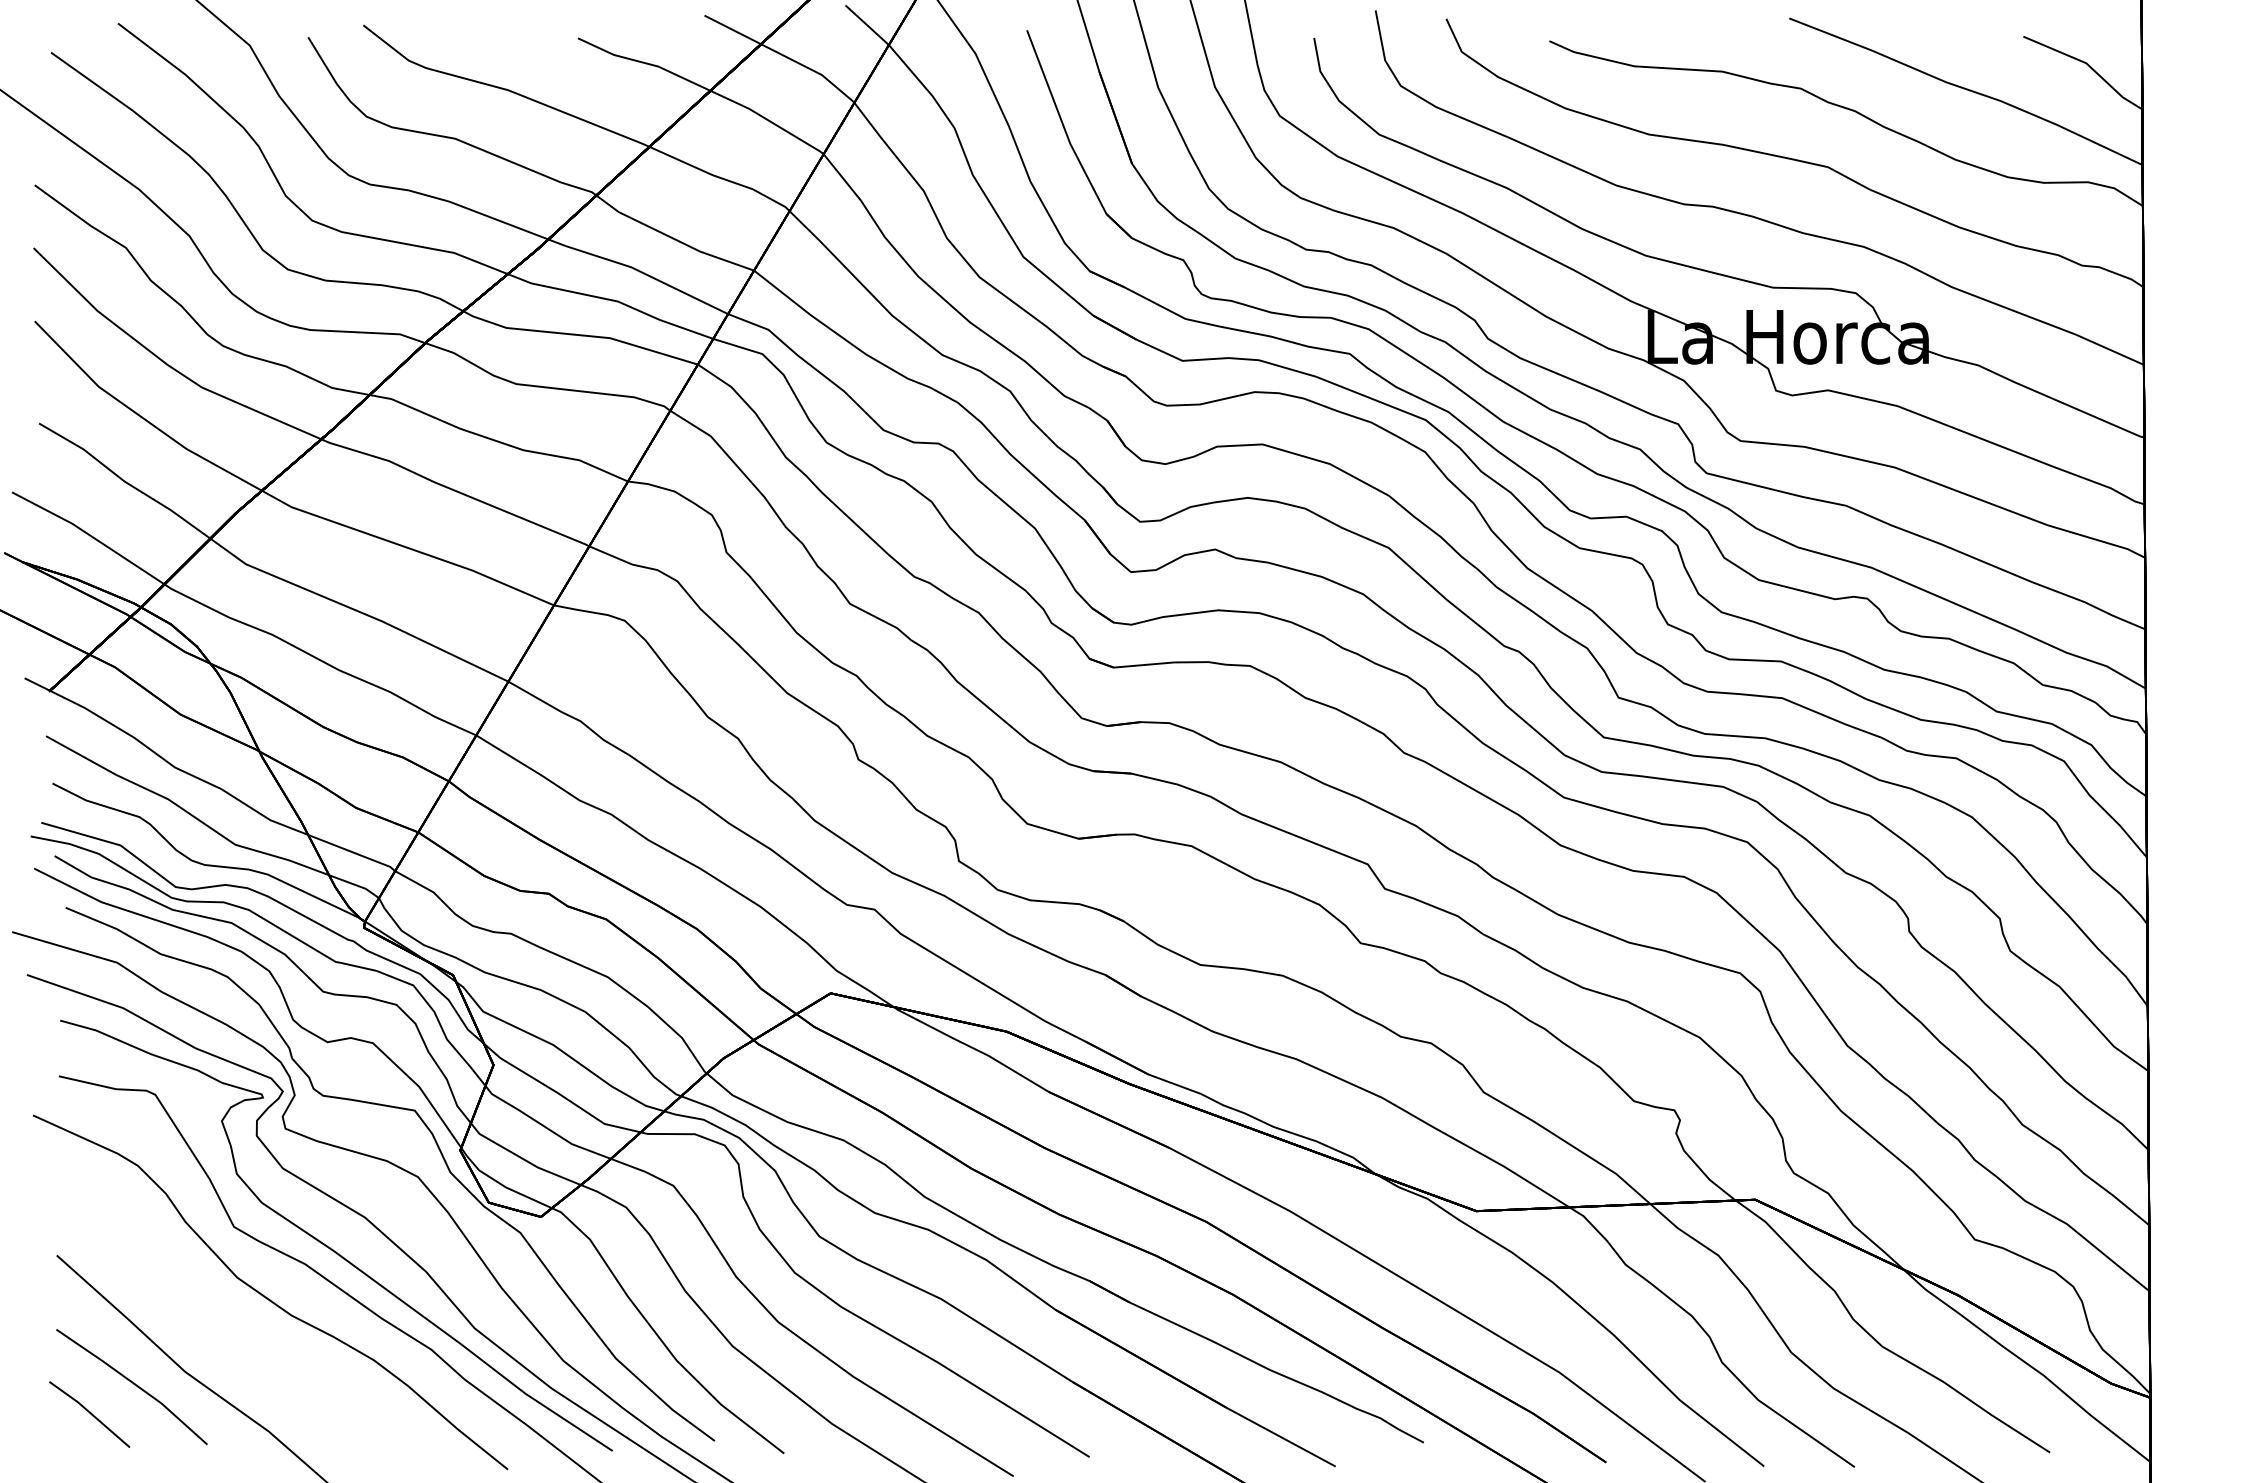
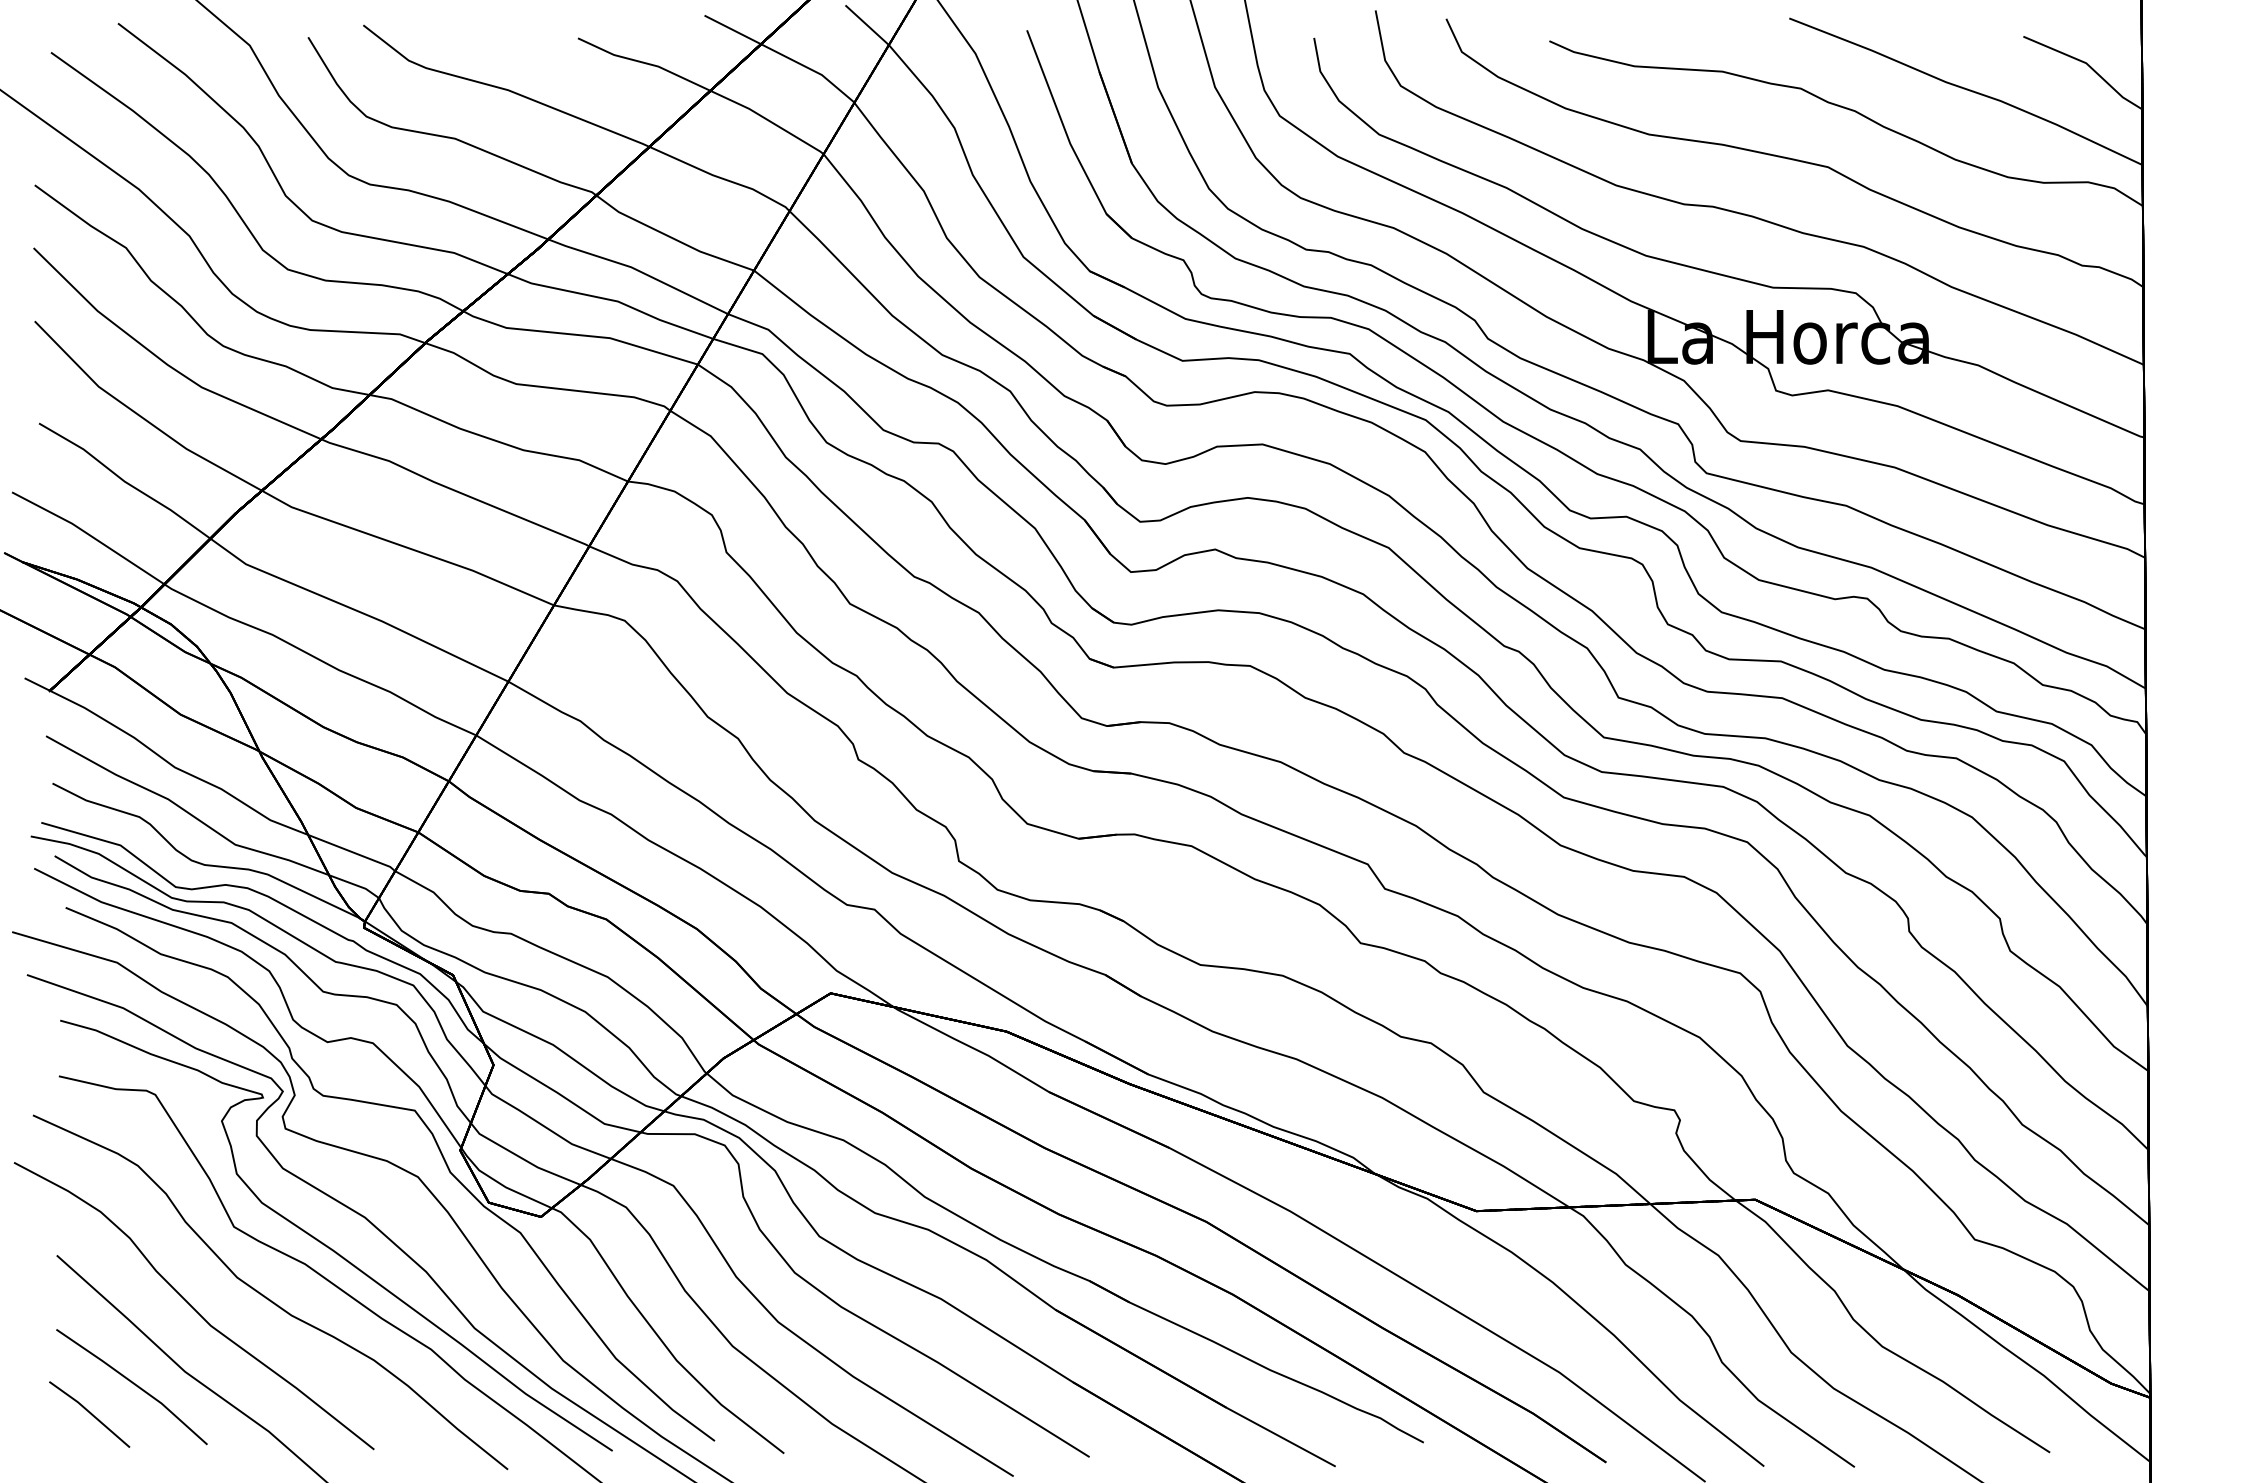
curve: none -> present (192, 1306)
